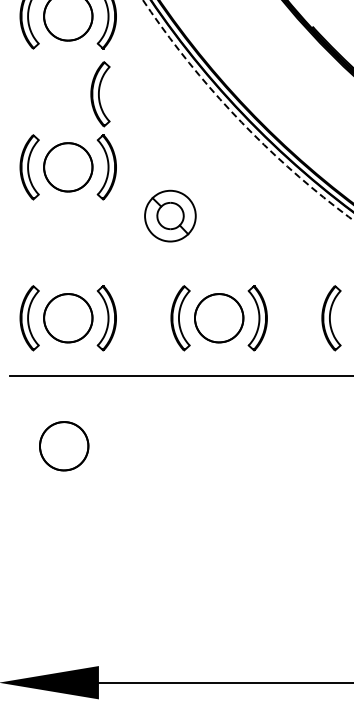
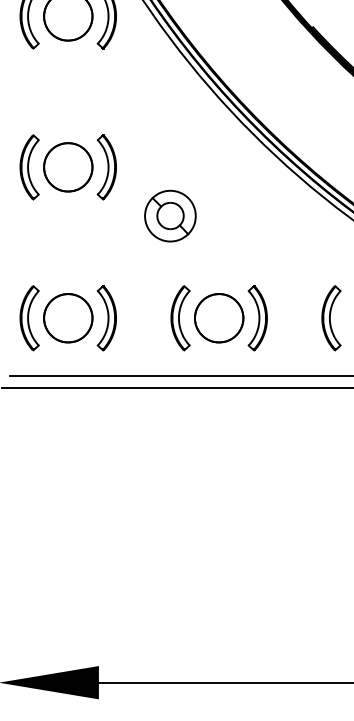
part: present -> none (100, 94)
arc: dashed -> solid (239, 120)
line: none -> present (176, 387)
part: present -> none (64, 446)
